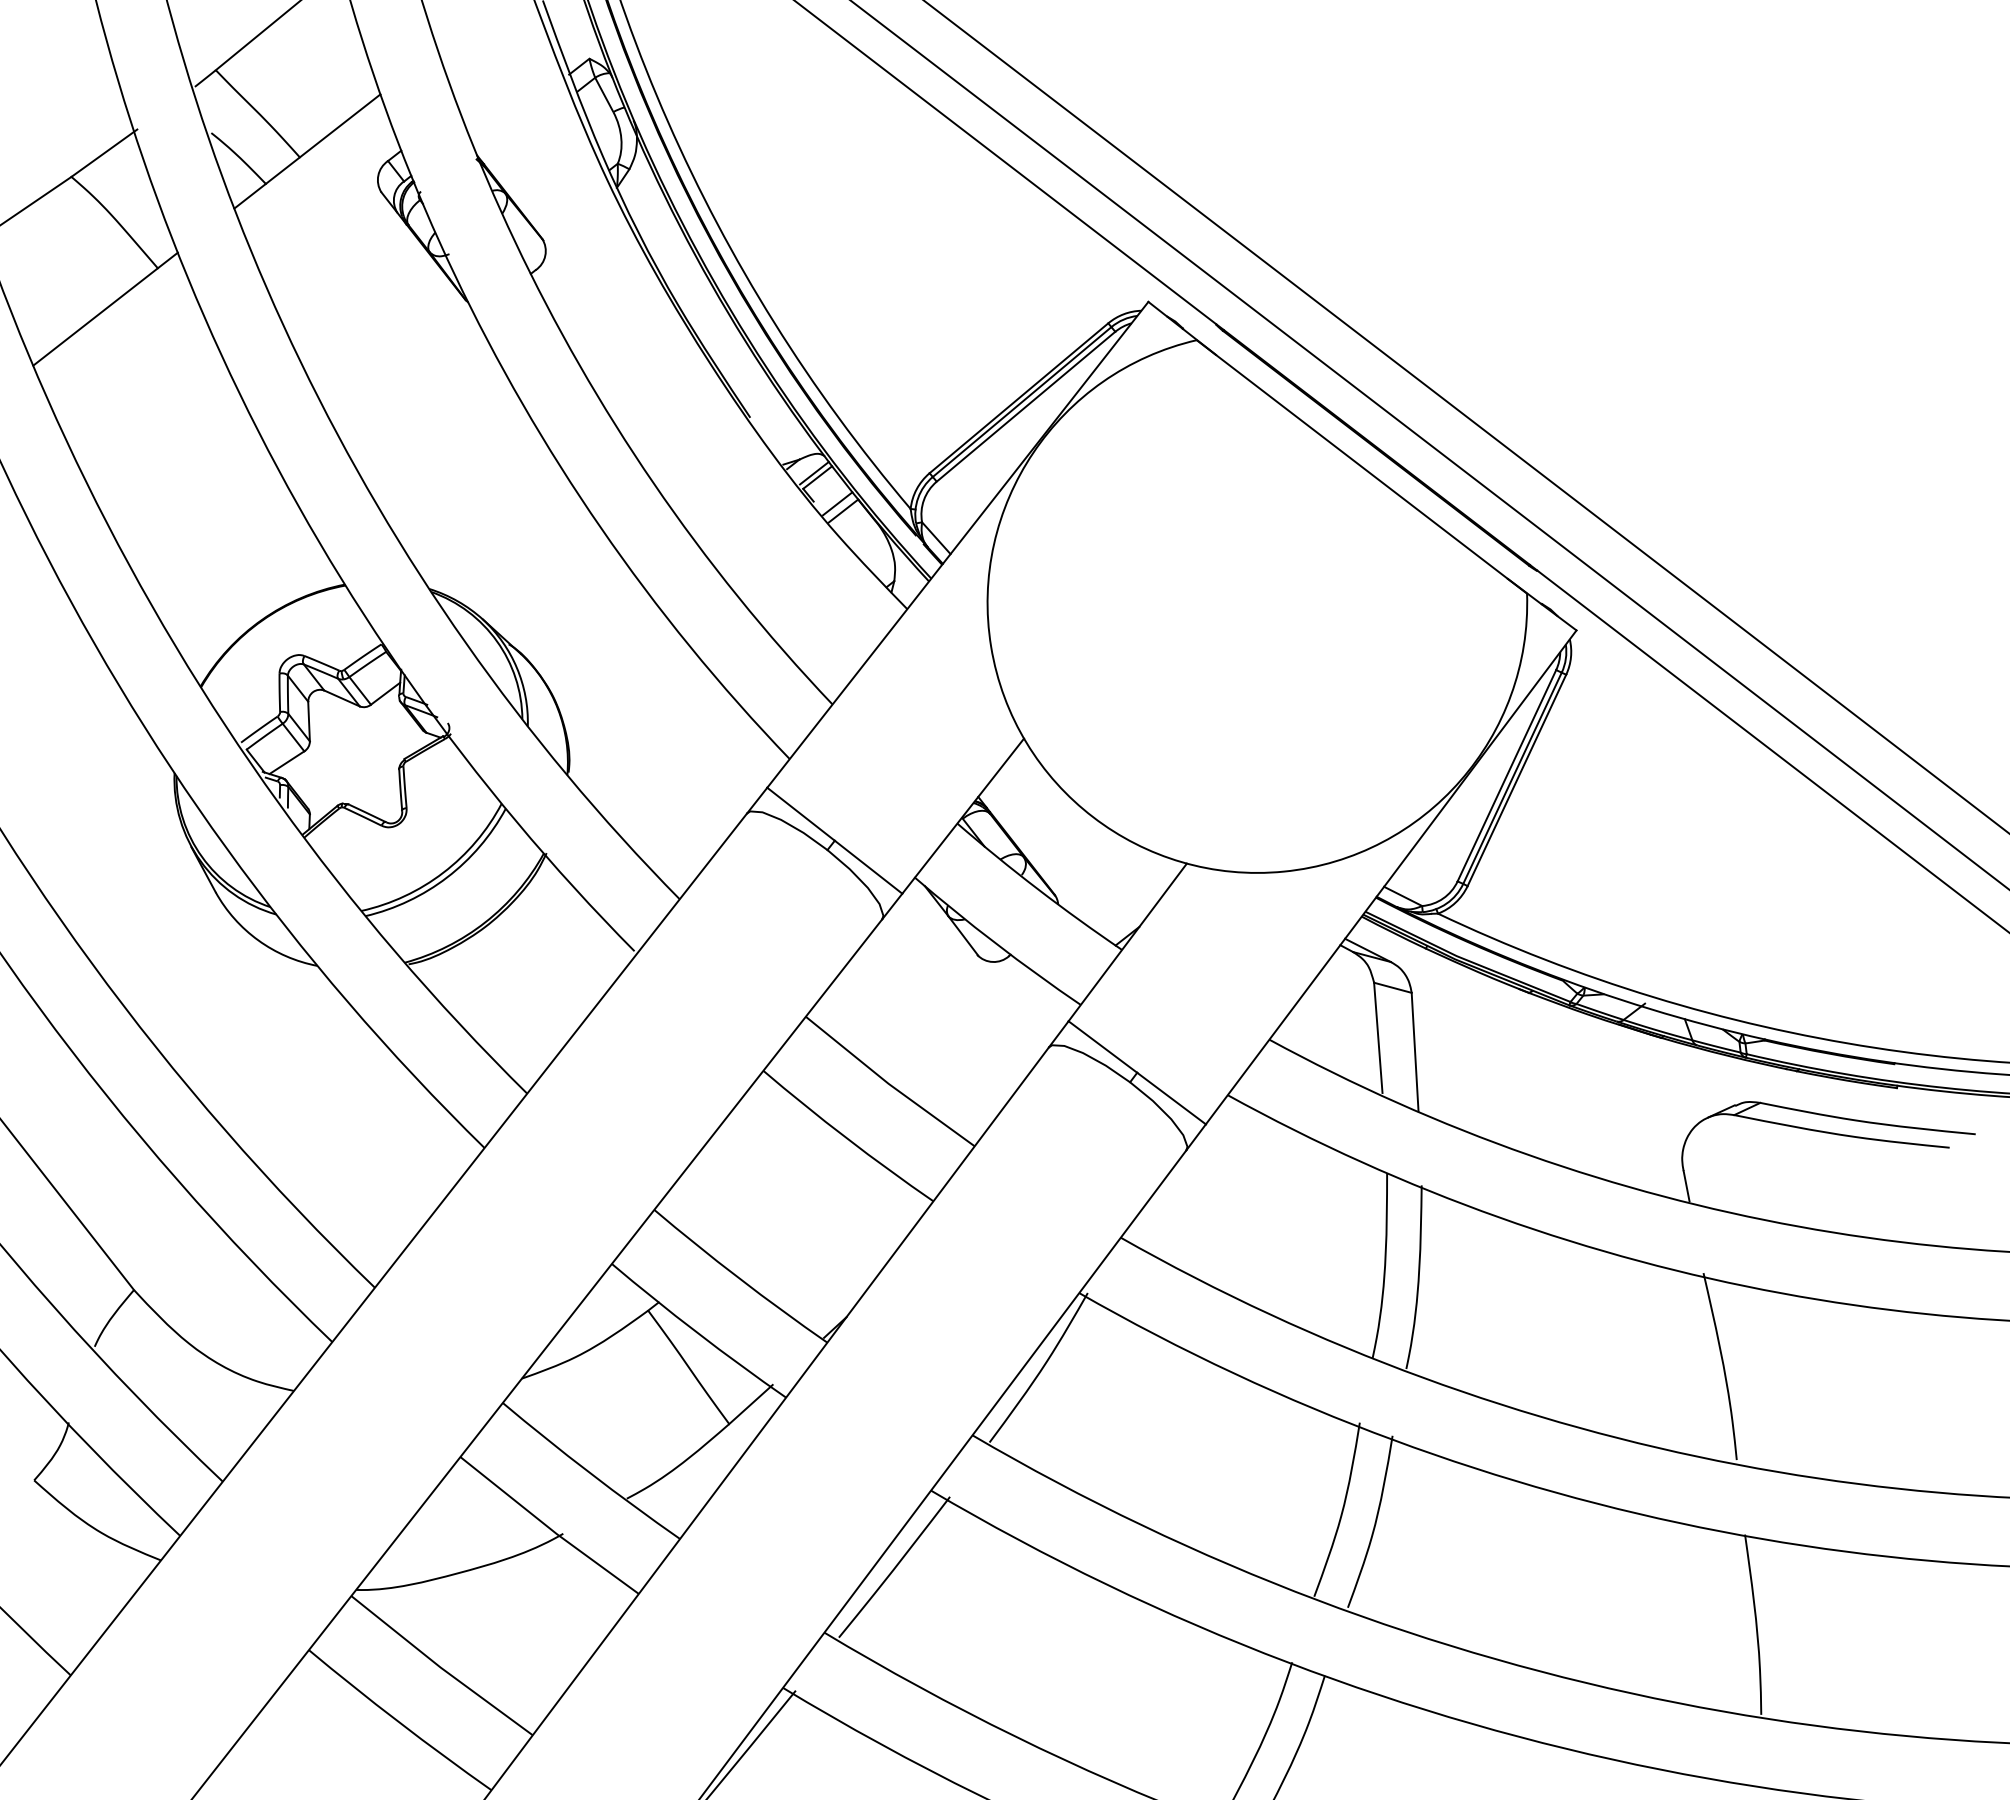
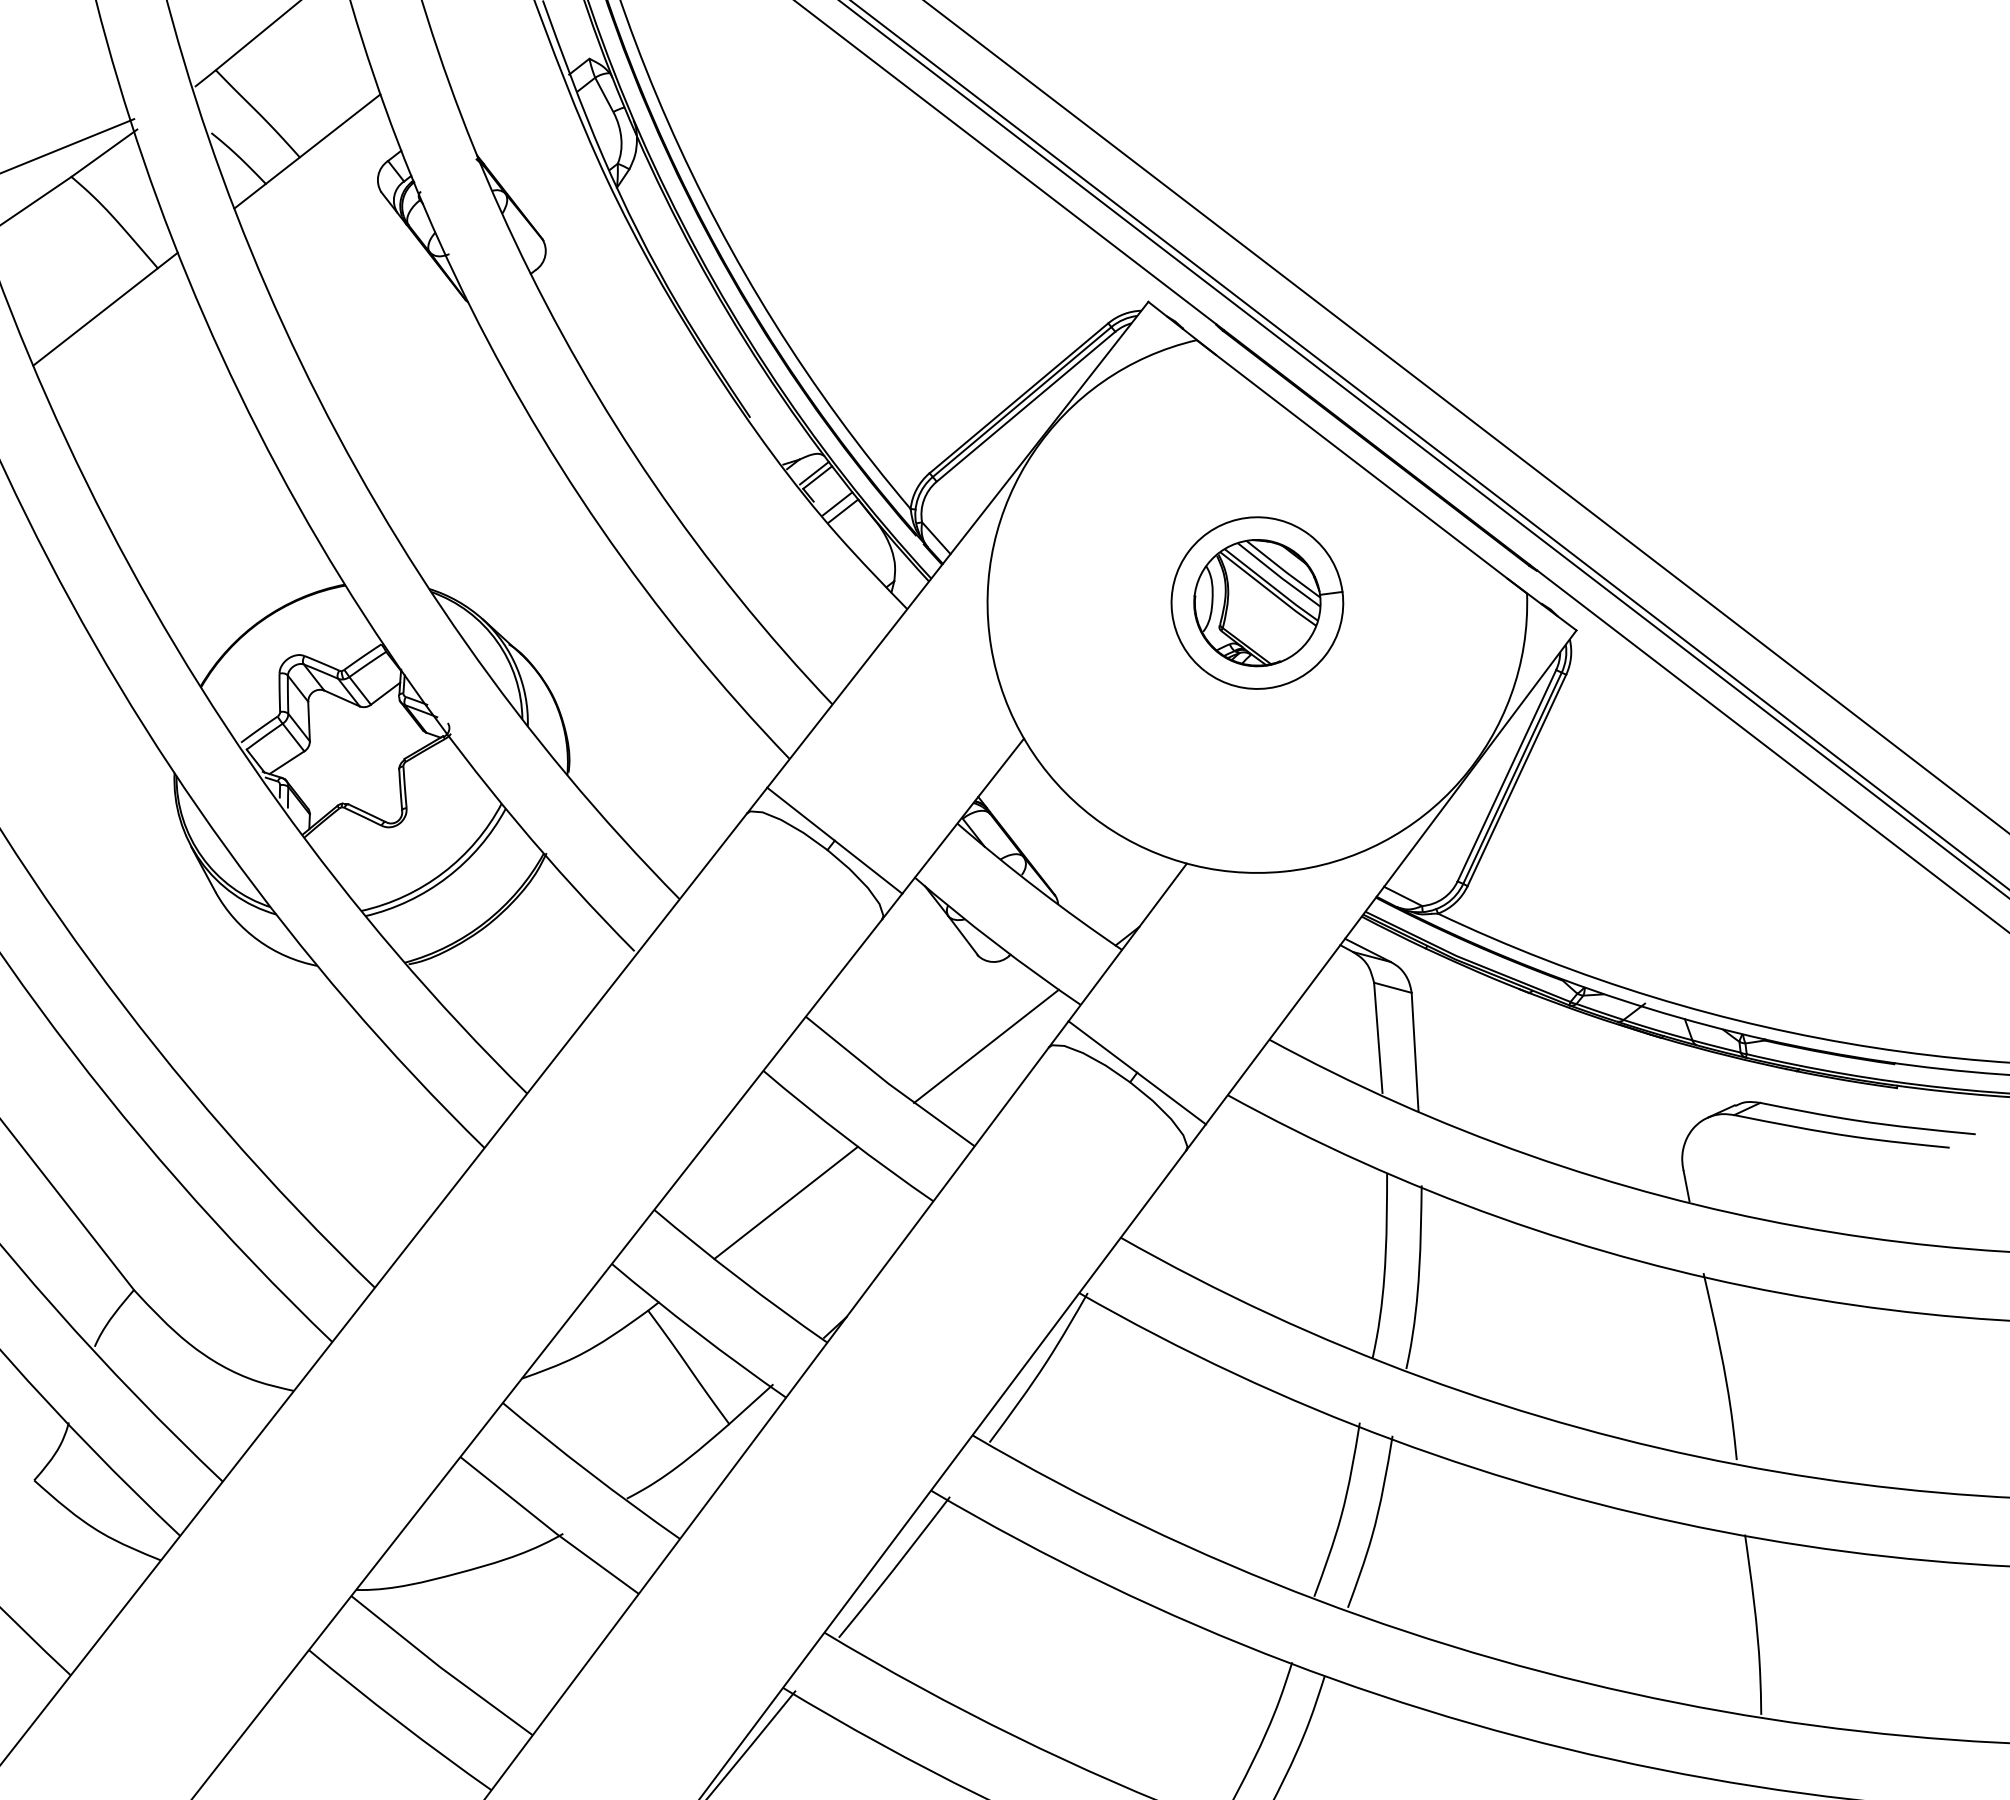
line: none -> present (68, 145)
line: none -> present (1423, 449)
part: none -> present (1257, 602)
line: none -> present (986, 1046)
line: none -> present (785, 1202)
